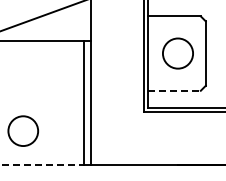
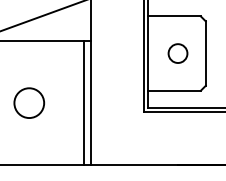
circle diameter: 30 px -> 19 px (177, 53)
line: dashed -> solid (175, 90)
circle position: (22, 130) -> (28, 102) (28, 102)
line: dashed -> solid (42, 165)
